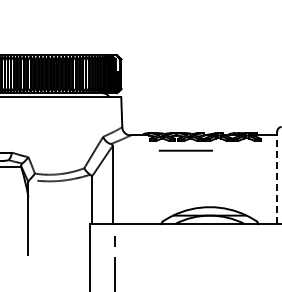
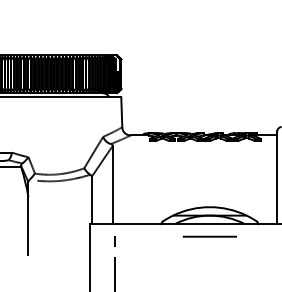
line position: (185, 150) -> (209, 236) (209, 236)
line: dashed -> solid (277, 177)
